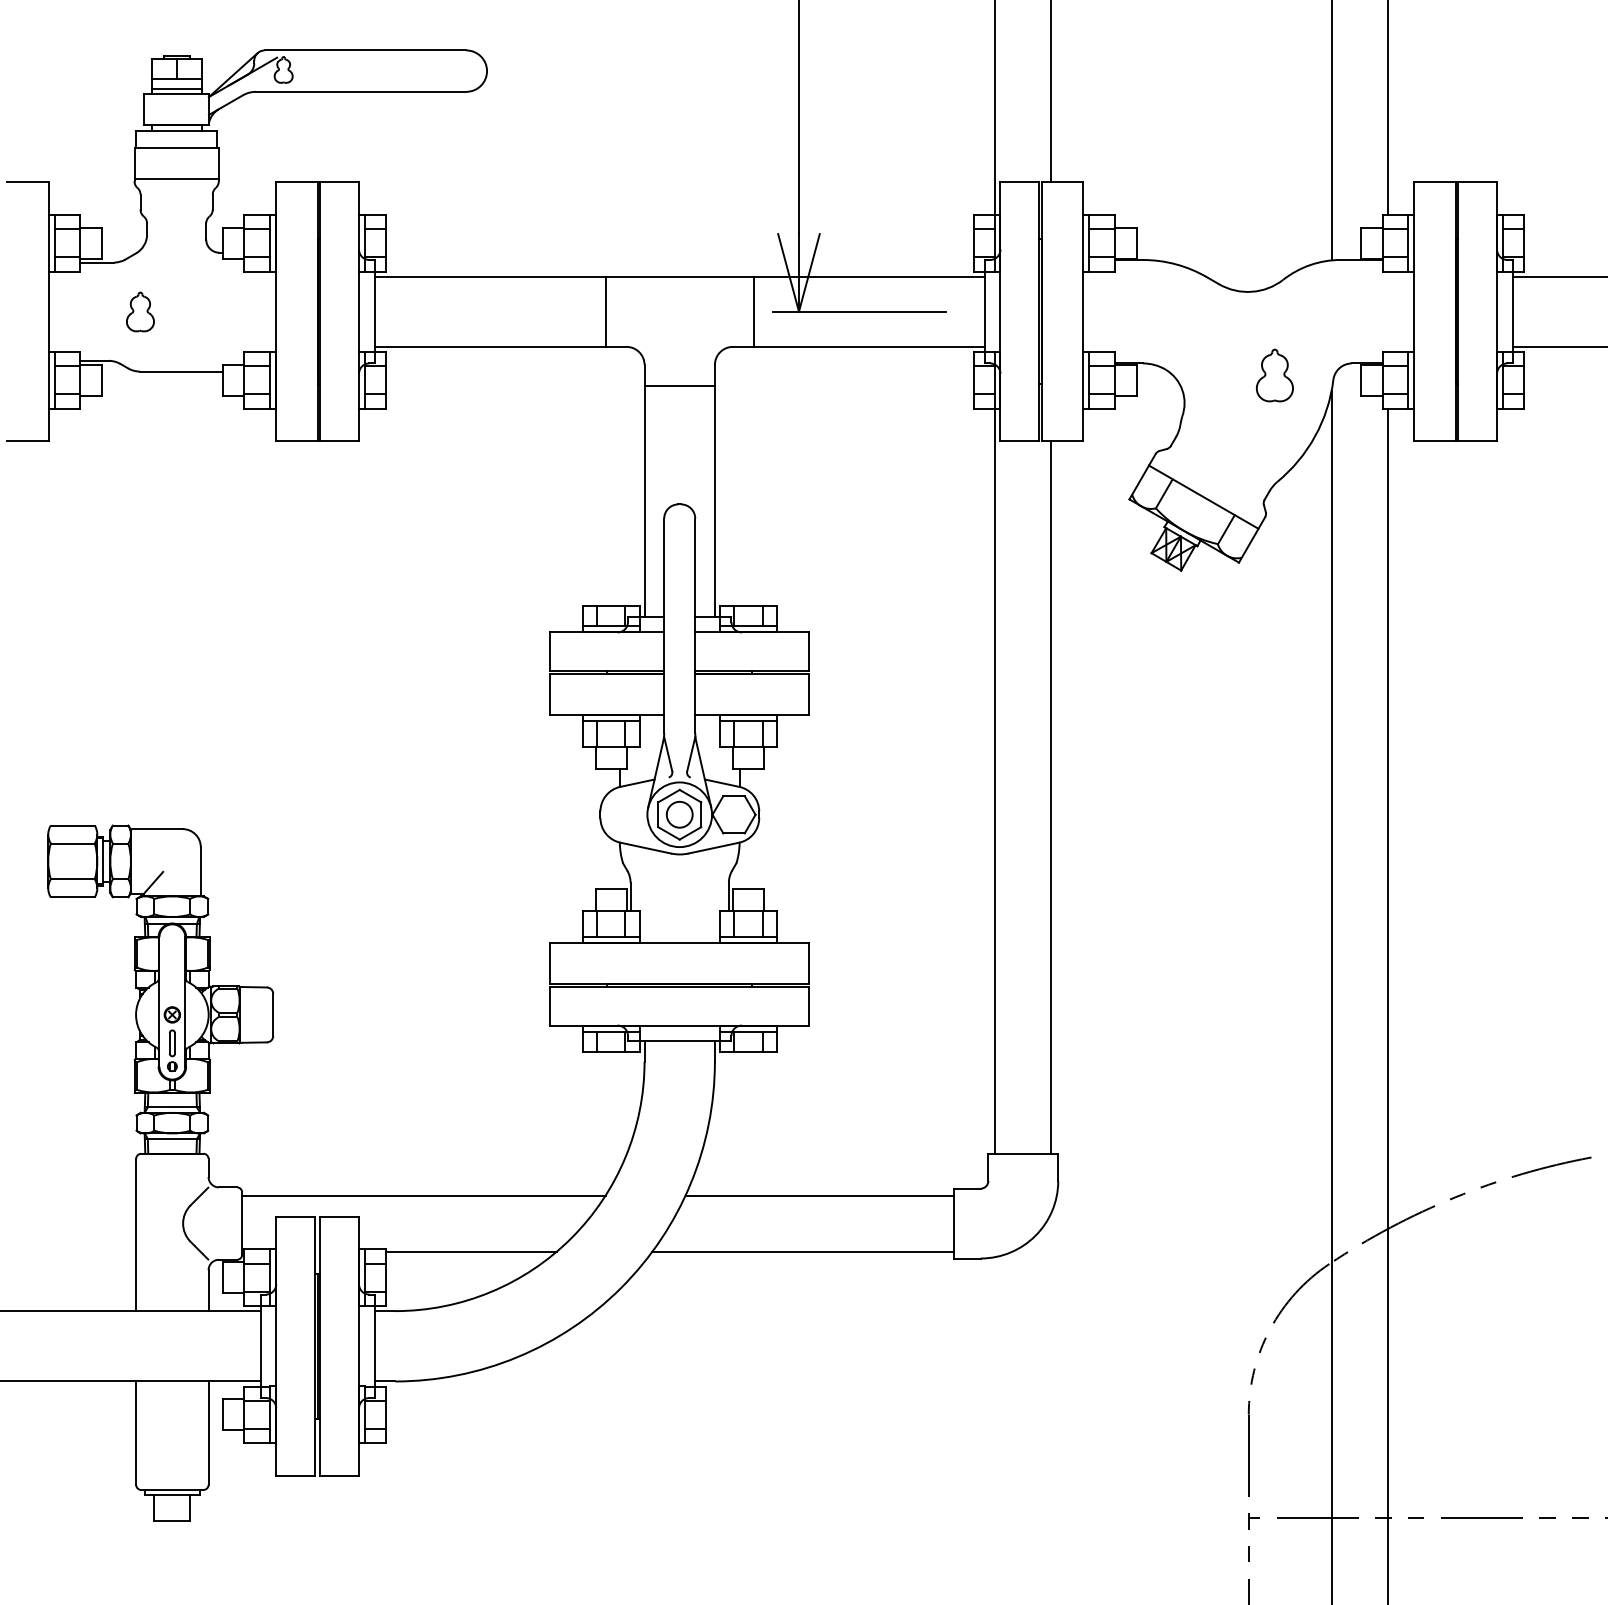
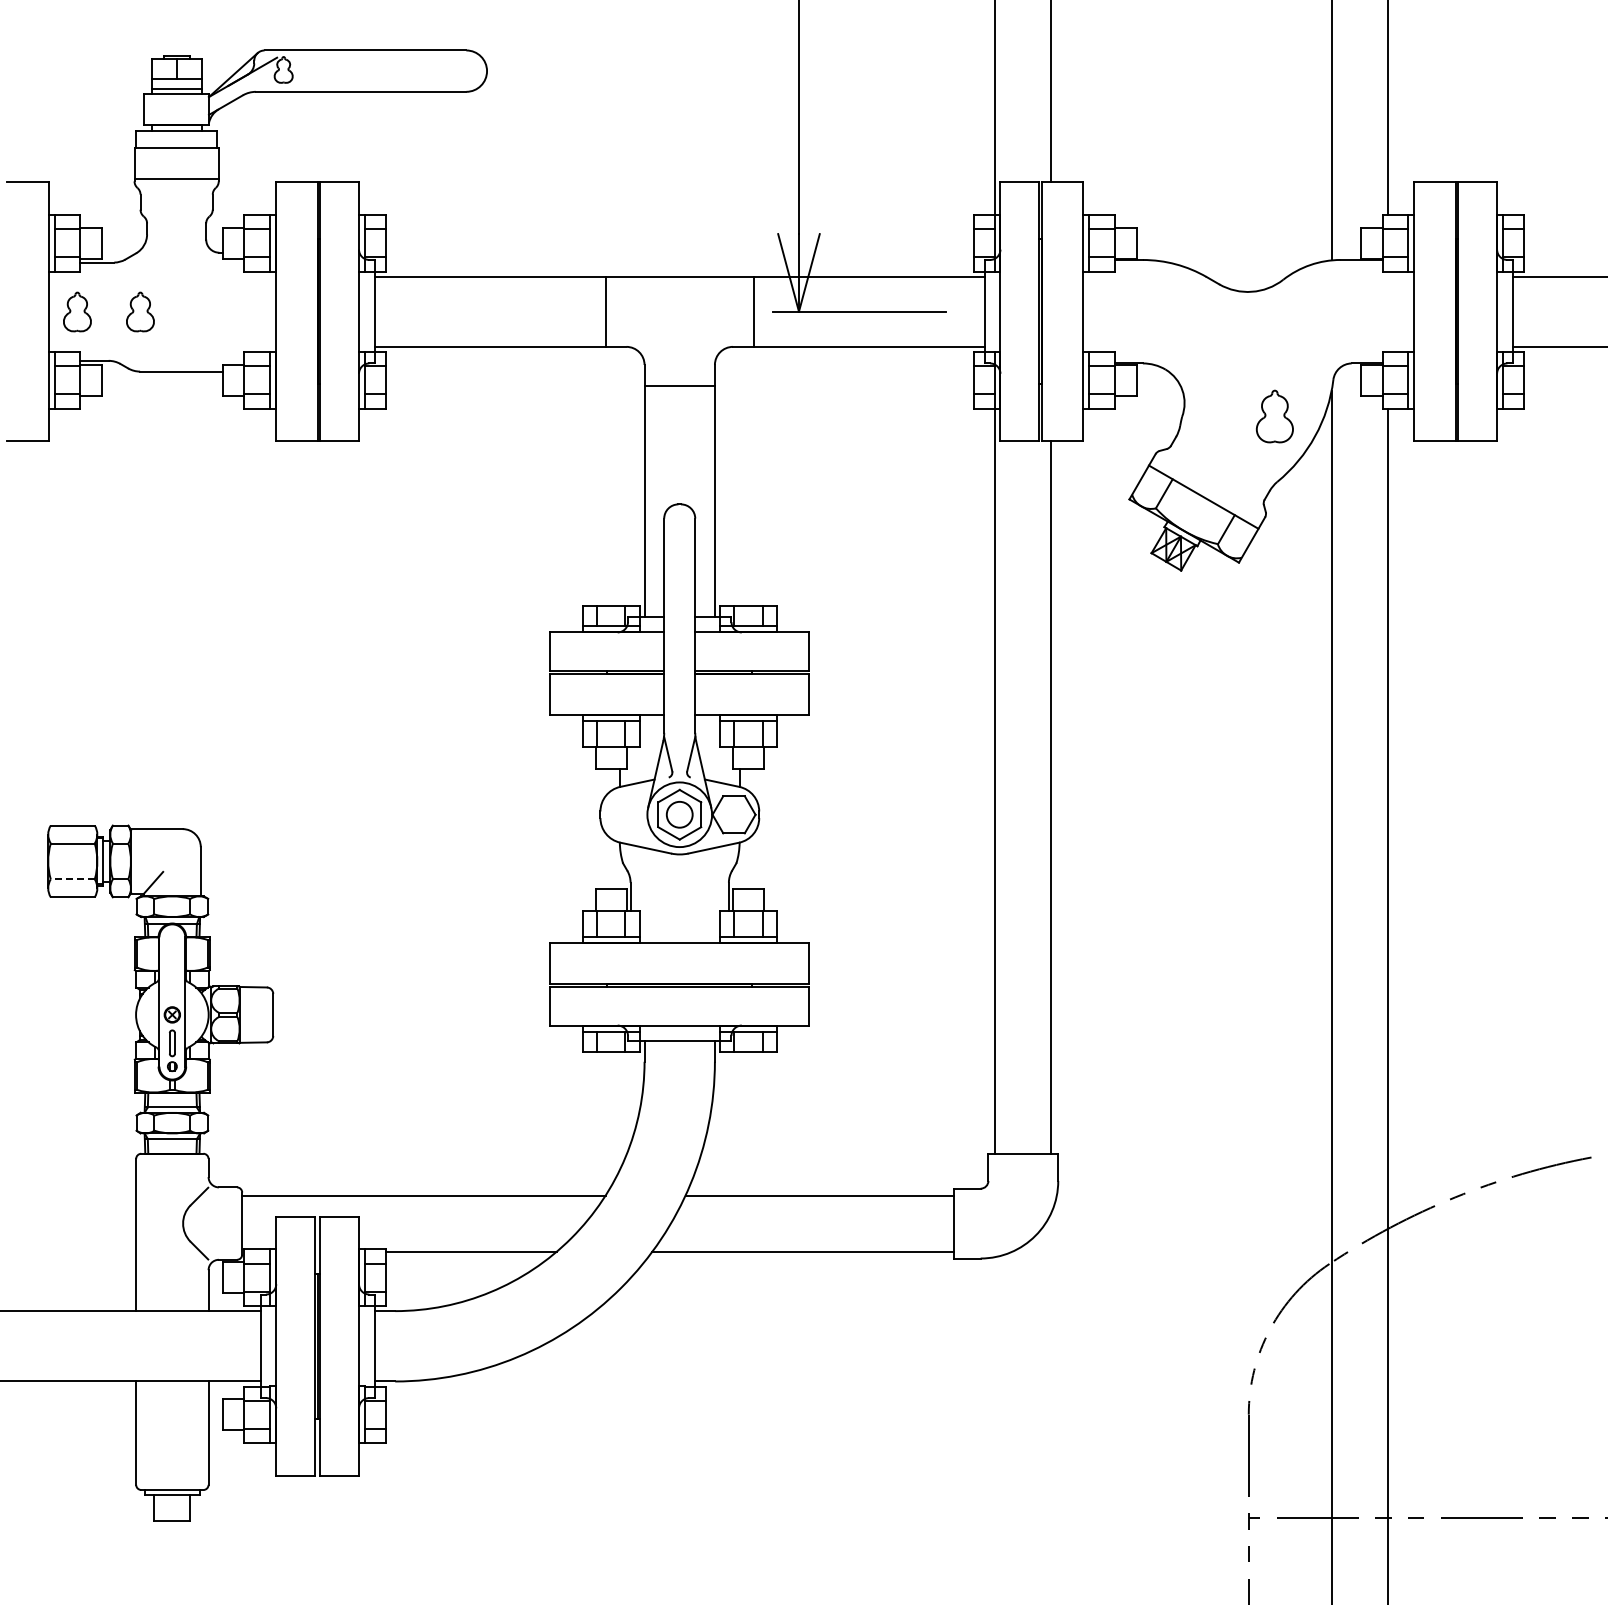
part: none -> present (77, 311)
part position: (1274, 375) -> (1274, 416) (1274, 416)
line: solid -> dashed (72, 879)
